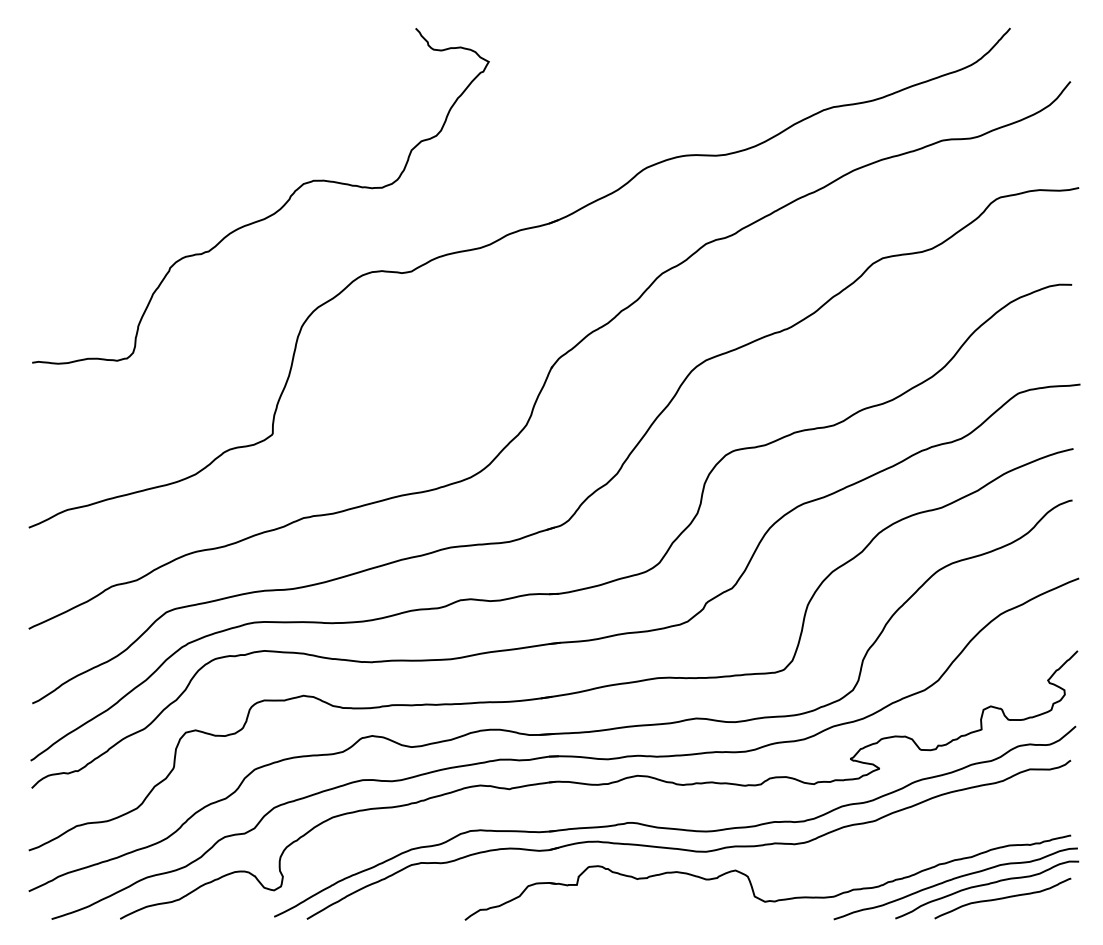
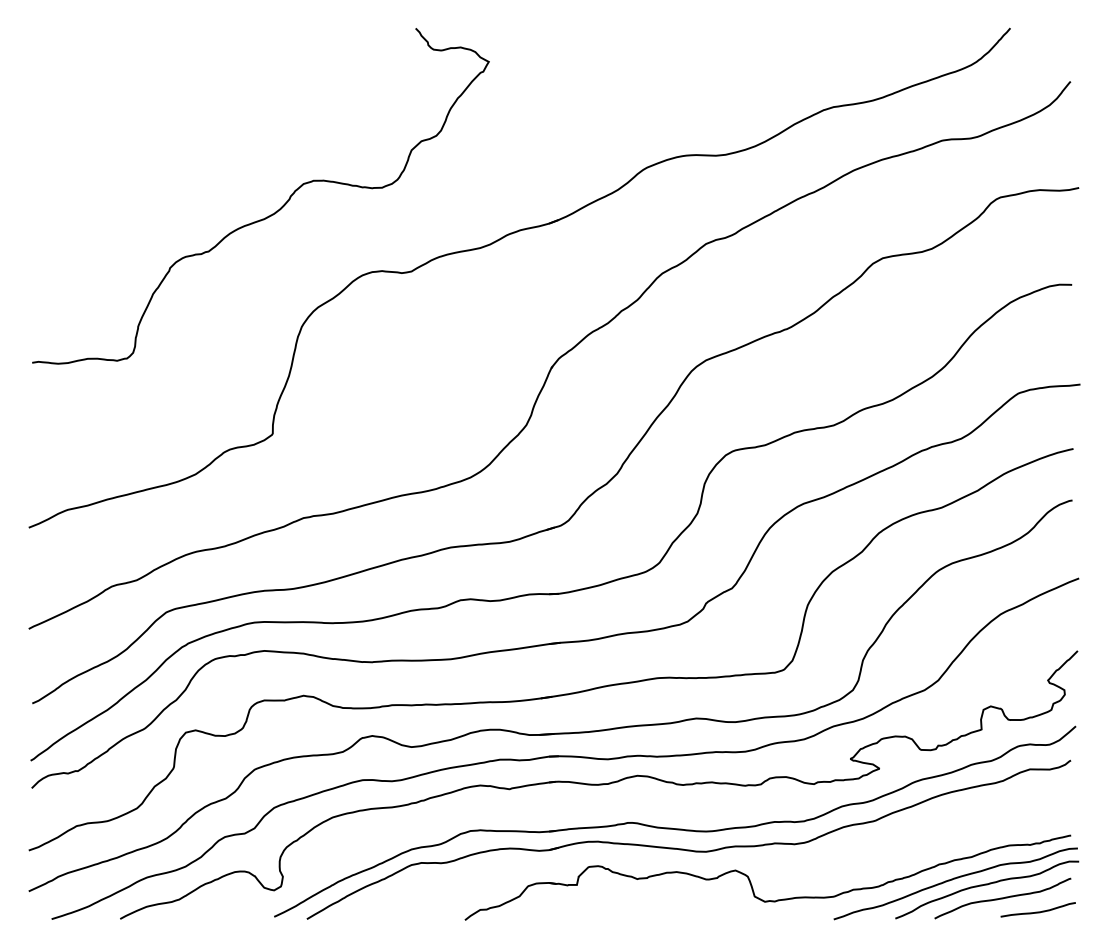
curve: none -> present (1037, 911)
